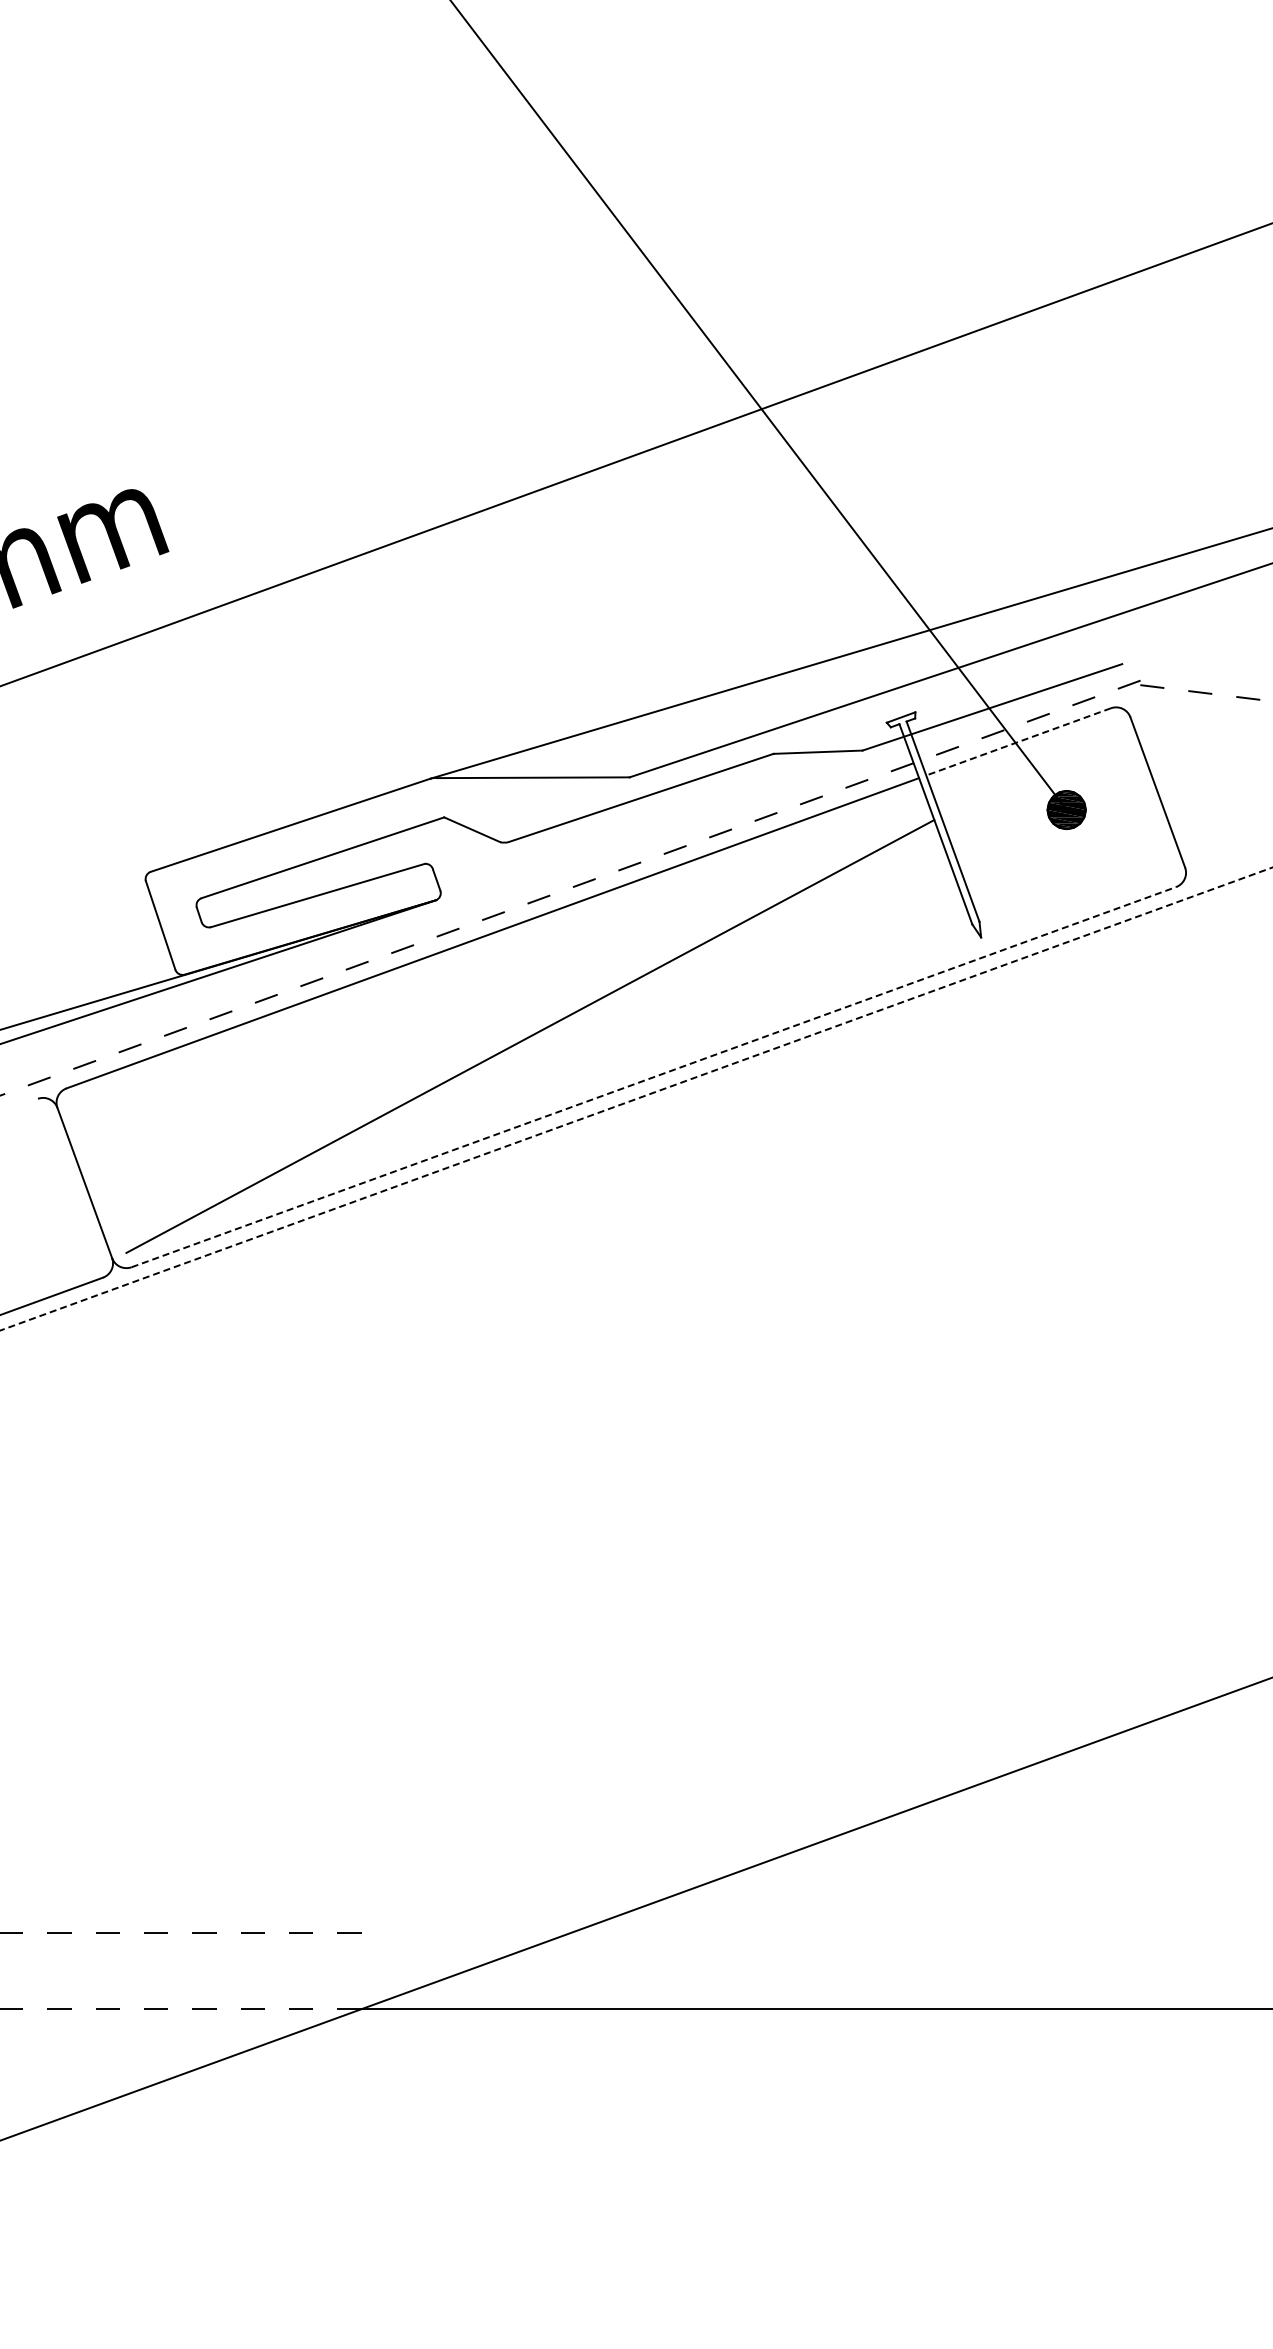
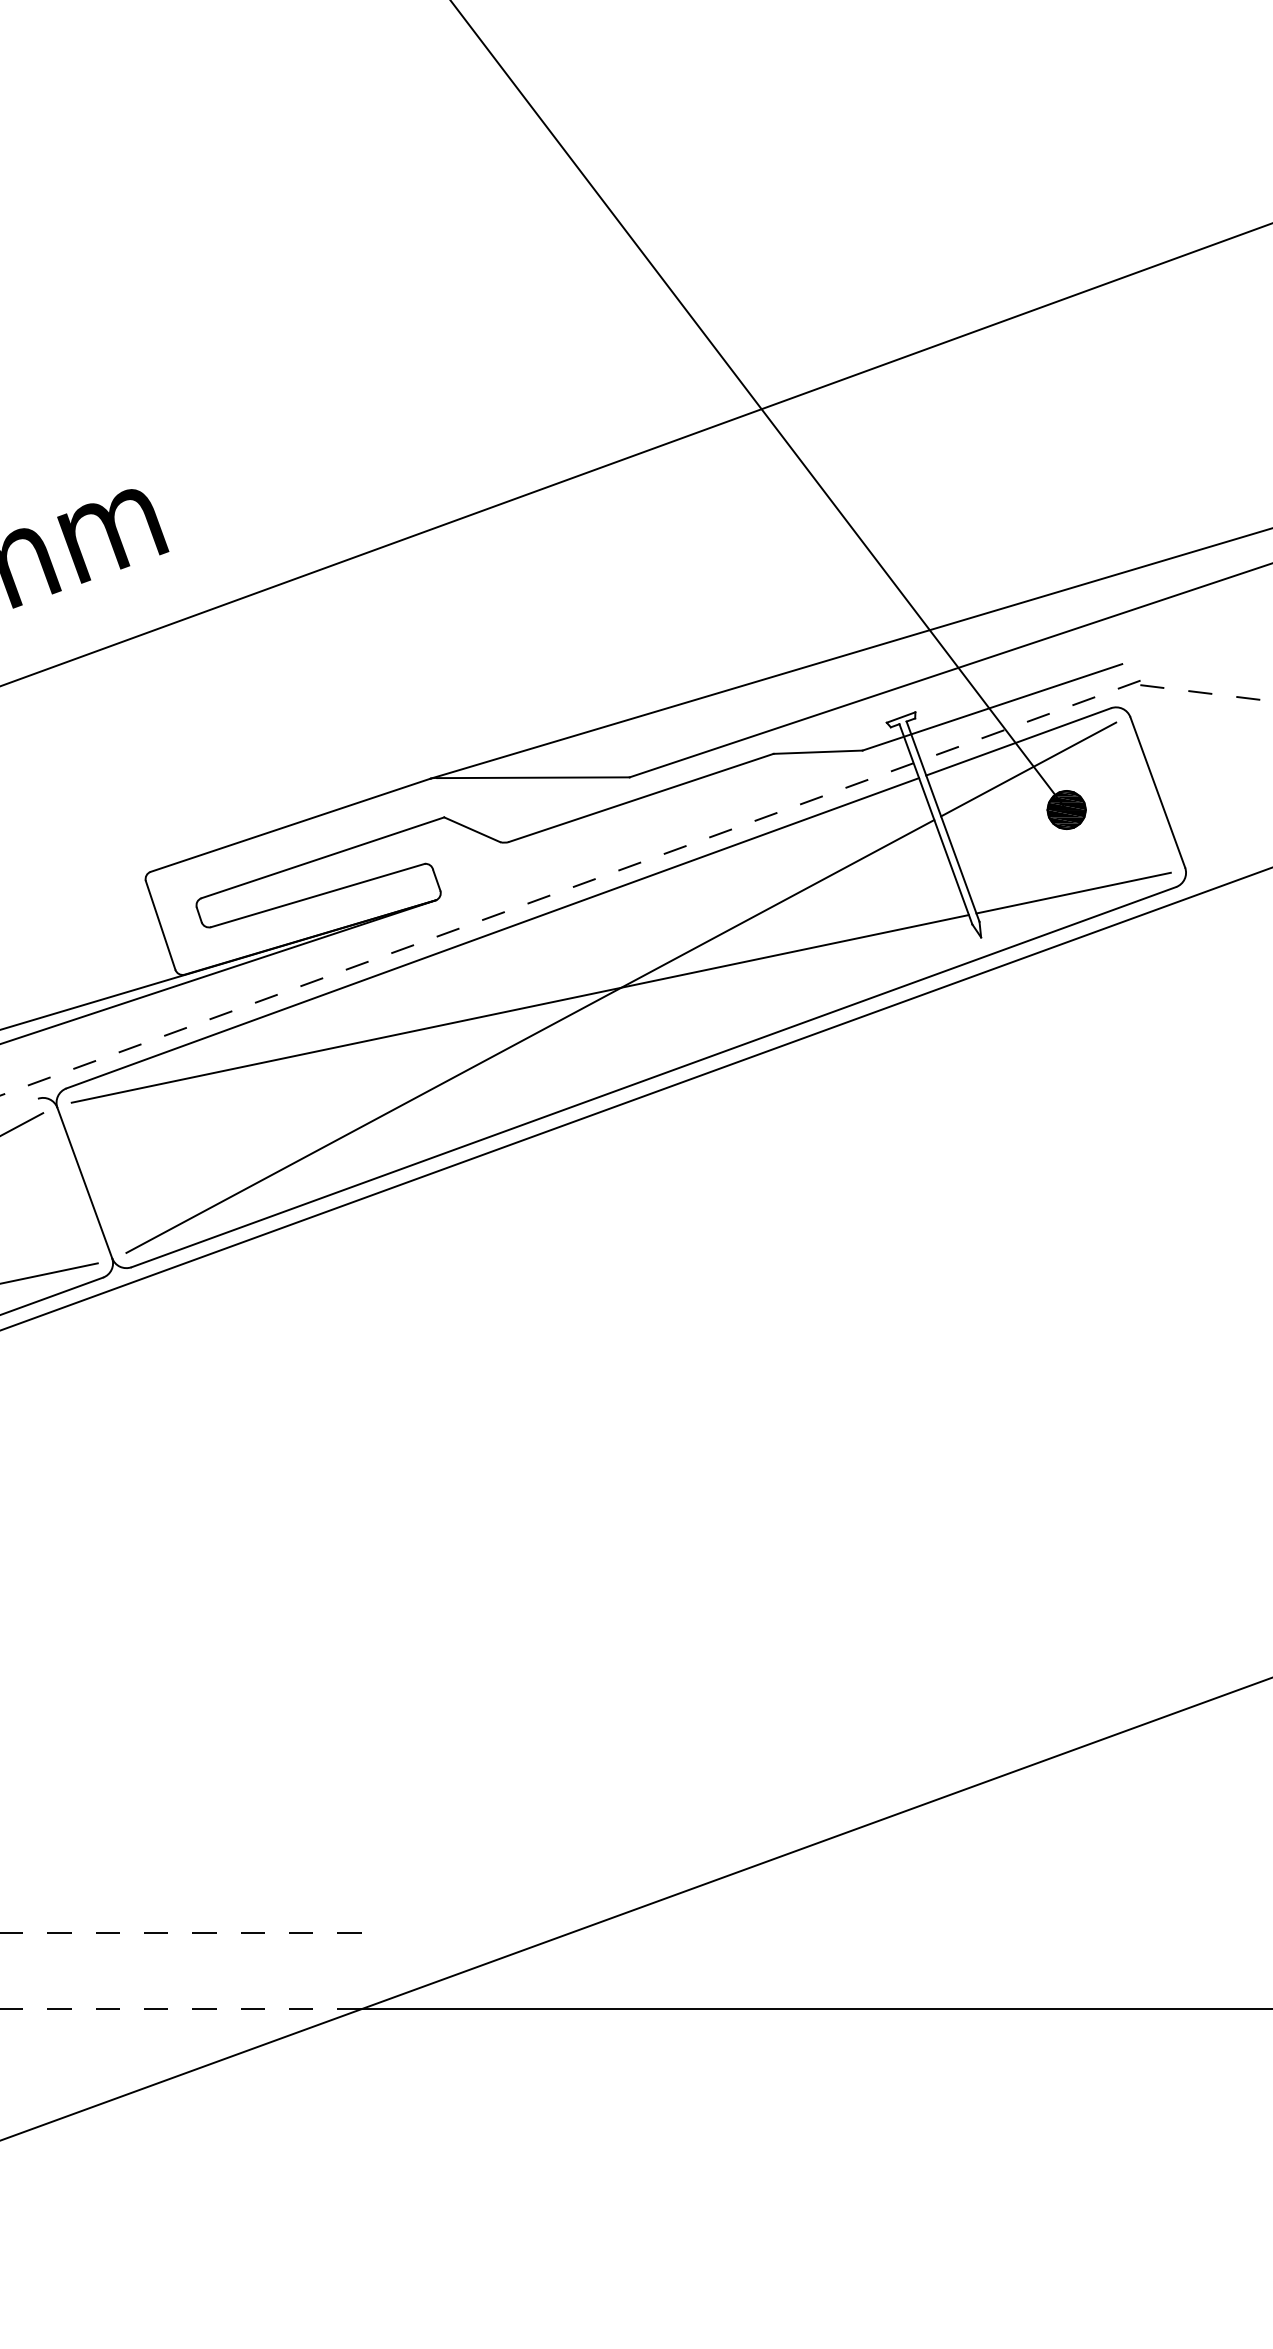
line: dashed -> solid (1018, 742)
line: none -> present (1028, 769)
line: none -> present (1073, 892)
line: none -> present (519, 1008)
line: dashed -> solid (653, 1077)
line: dashed -> solid (636, 1099)
line: none -> present (22, 1123)
line: none -> present (49, 1273)
